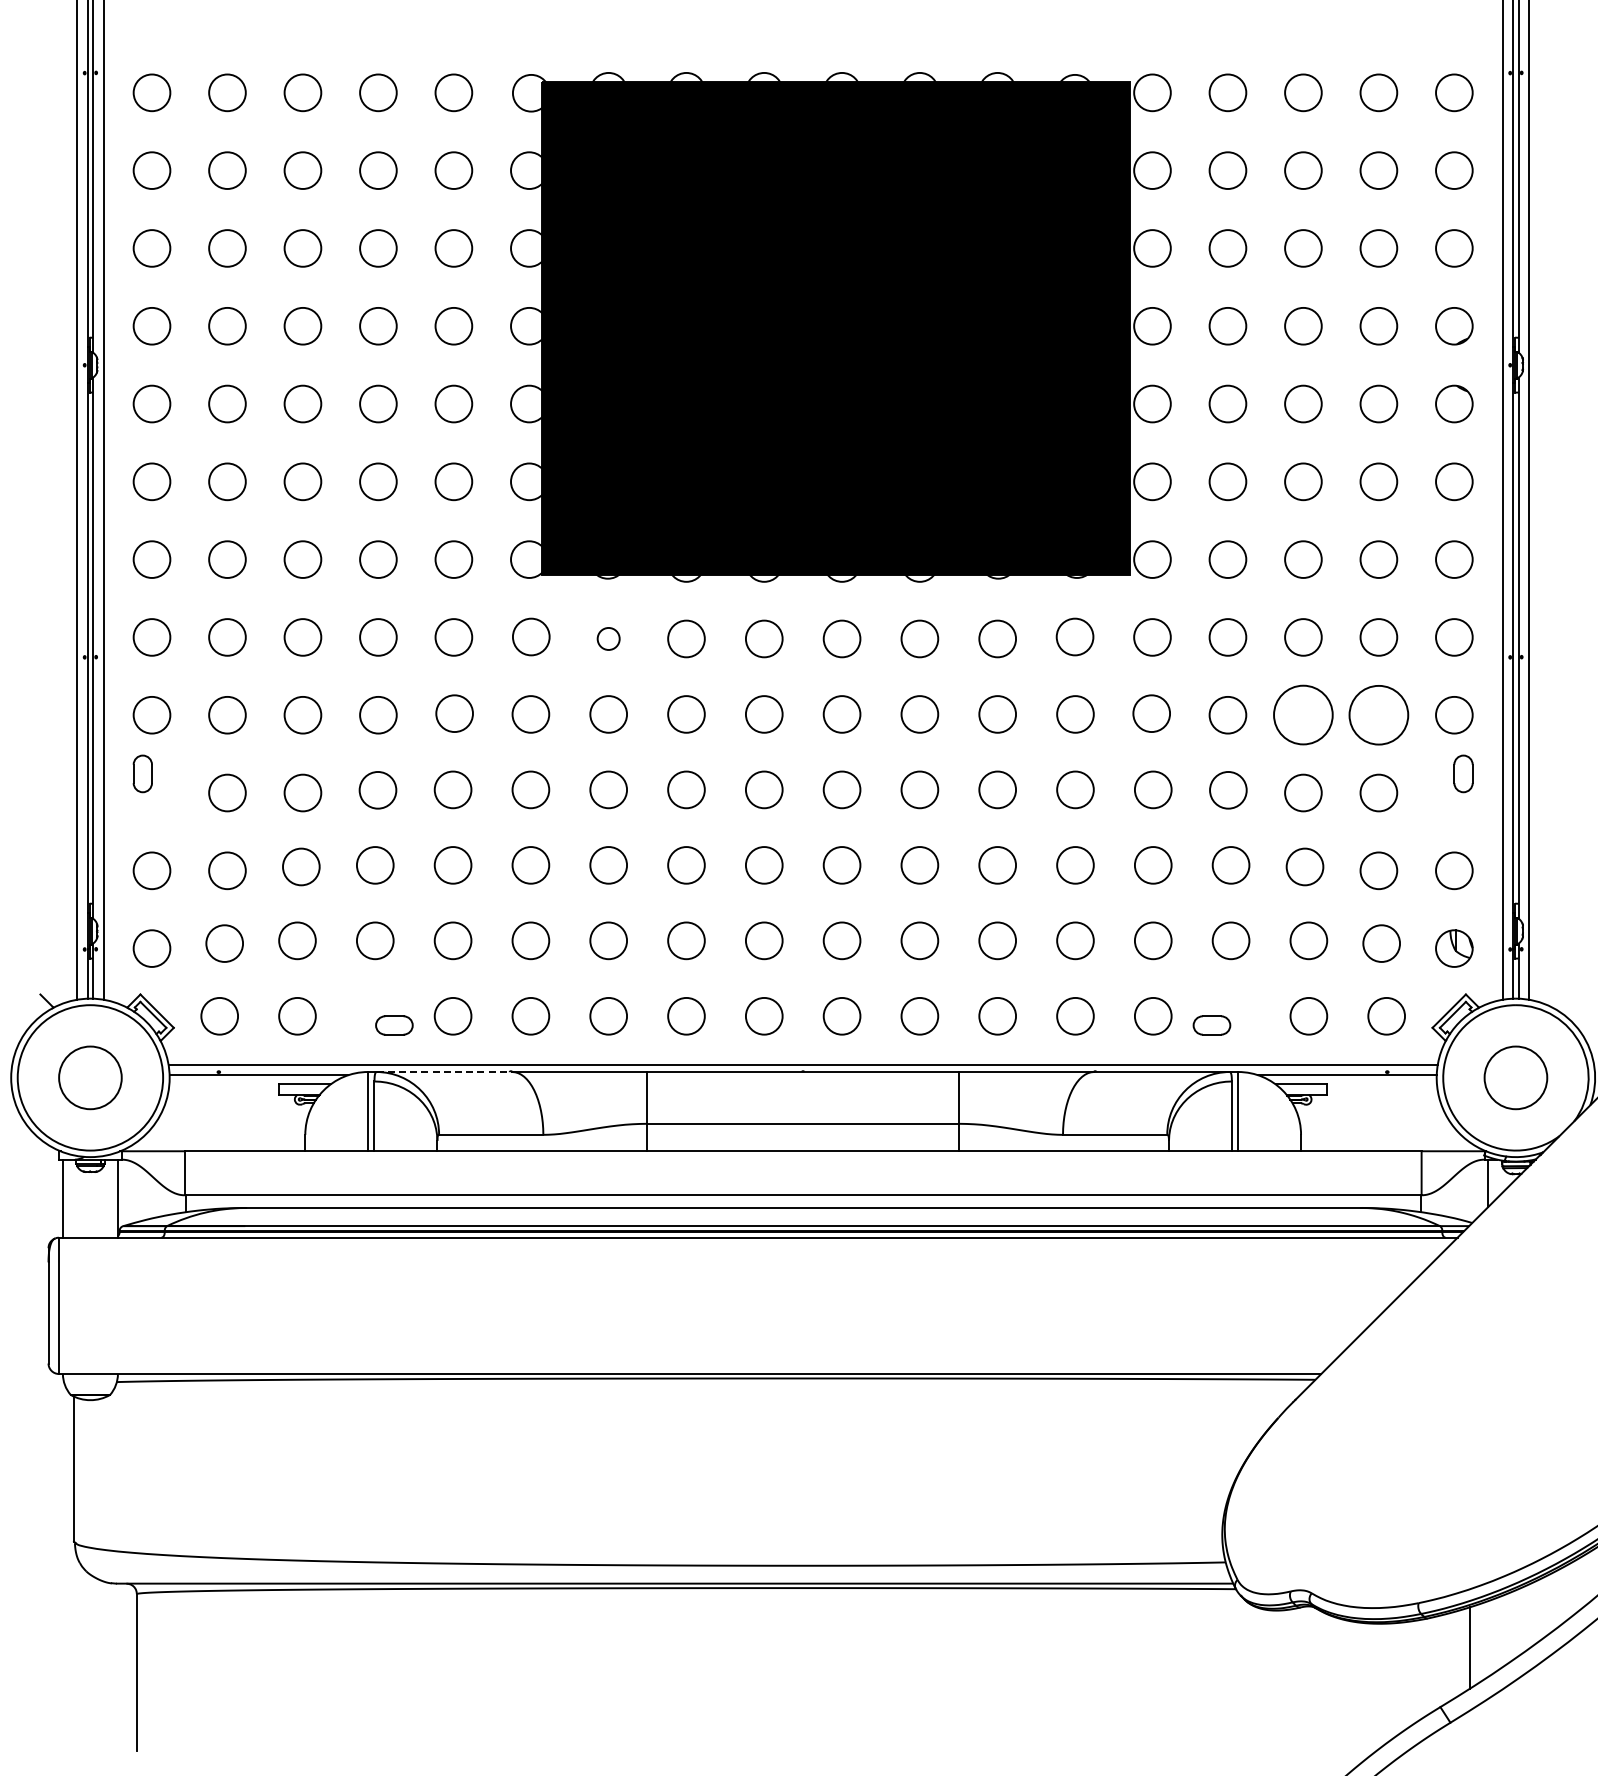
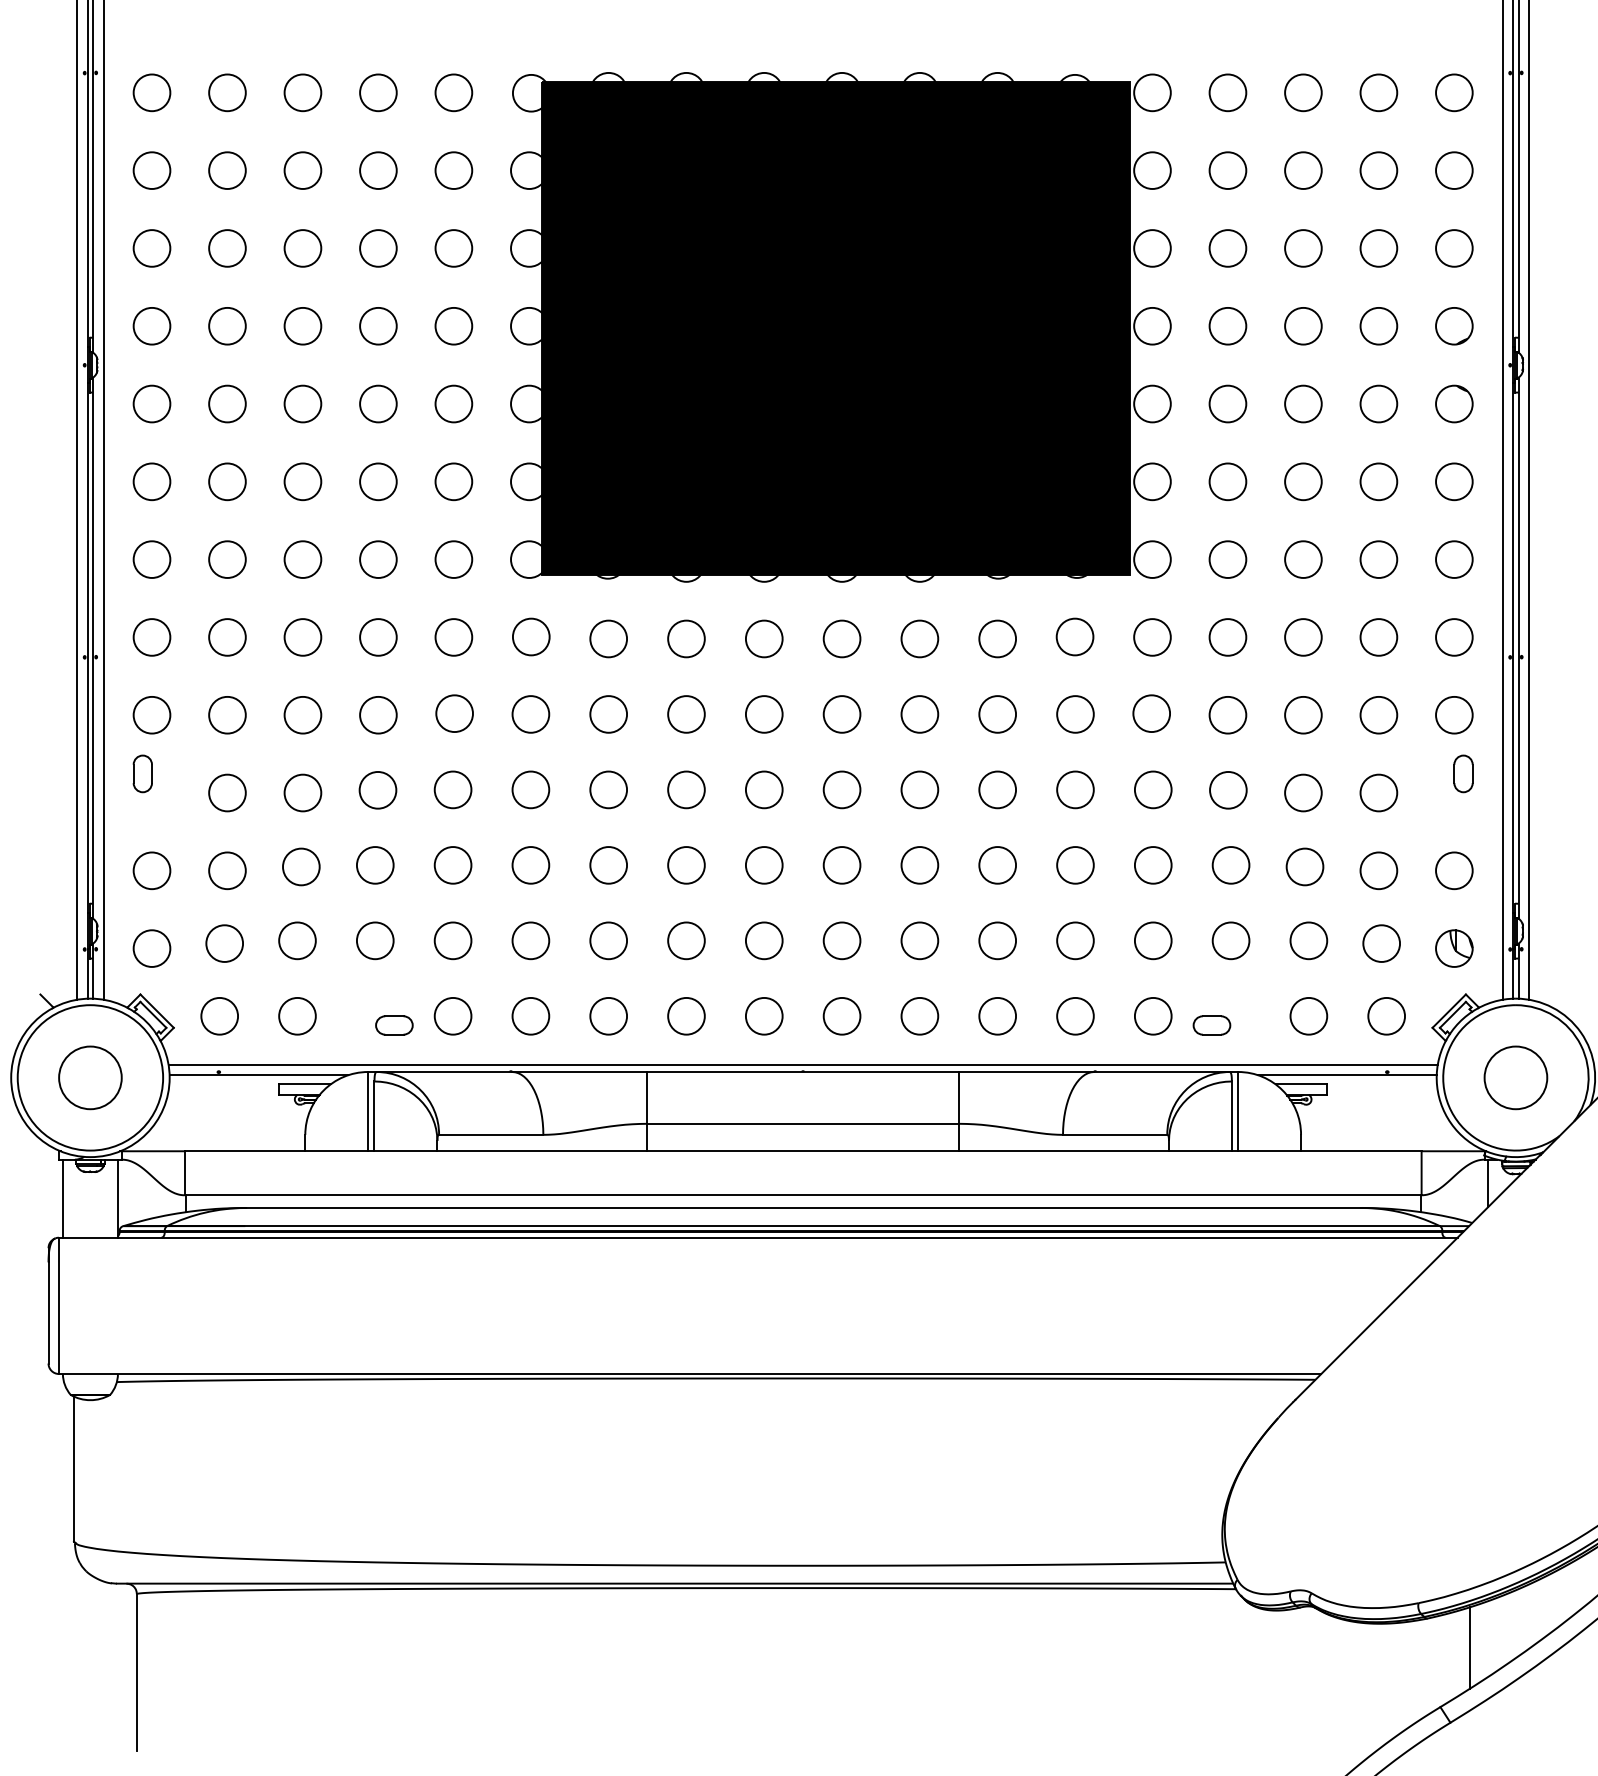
circle diameter: 22 px -> 37 px (608, 638)
circle size: 61x62 px -> 39x39 px (1303, 715)
circle diameter: 59 px -> 37 px (1378, 714)
line: dashed -> solid (444, 1072)
